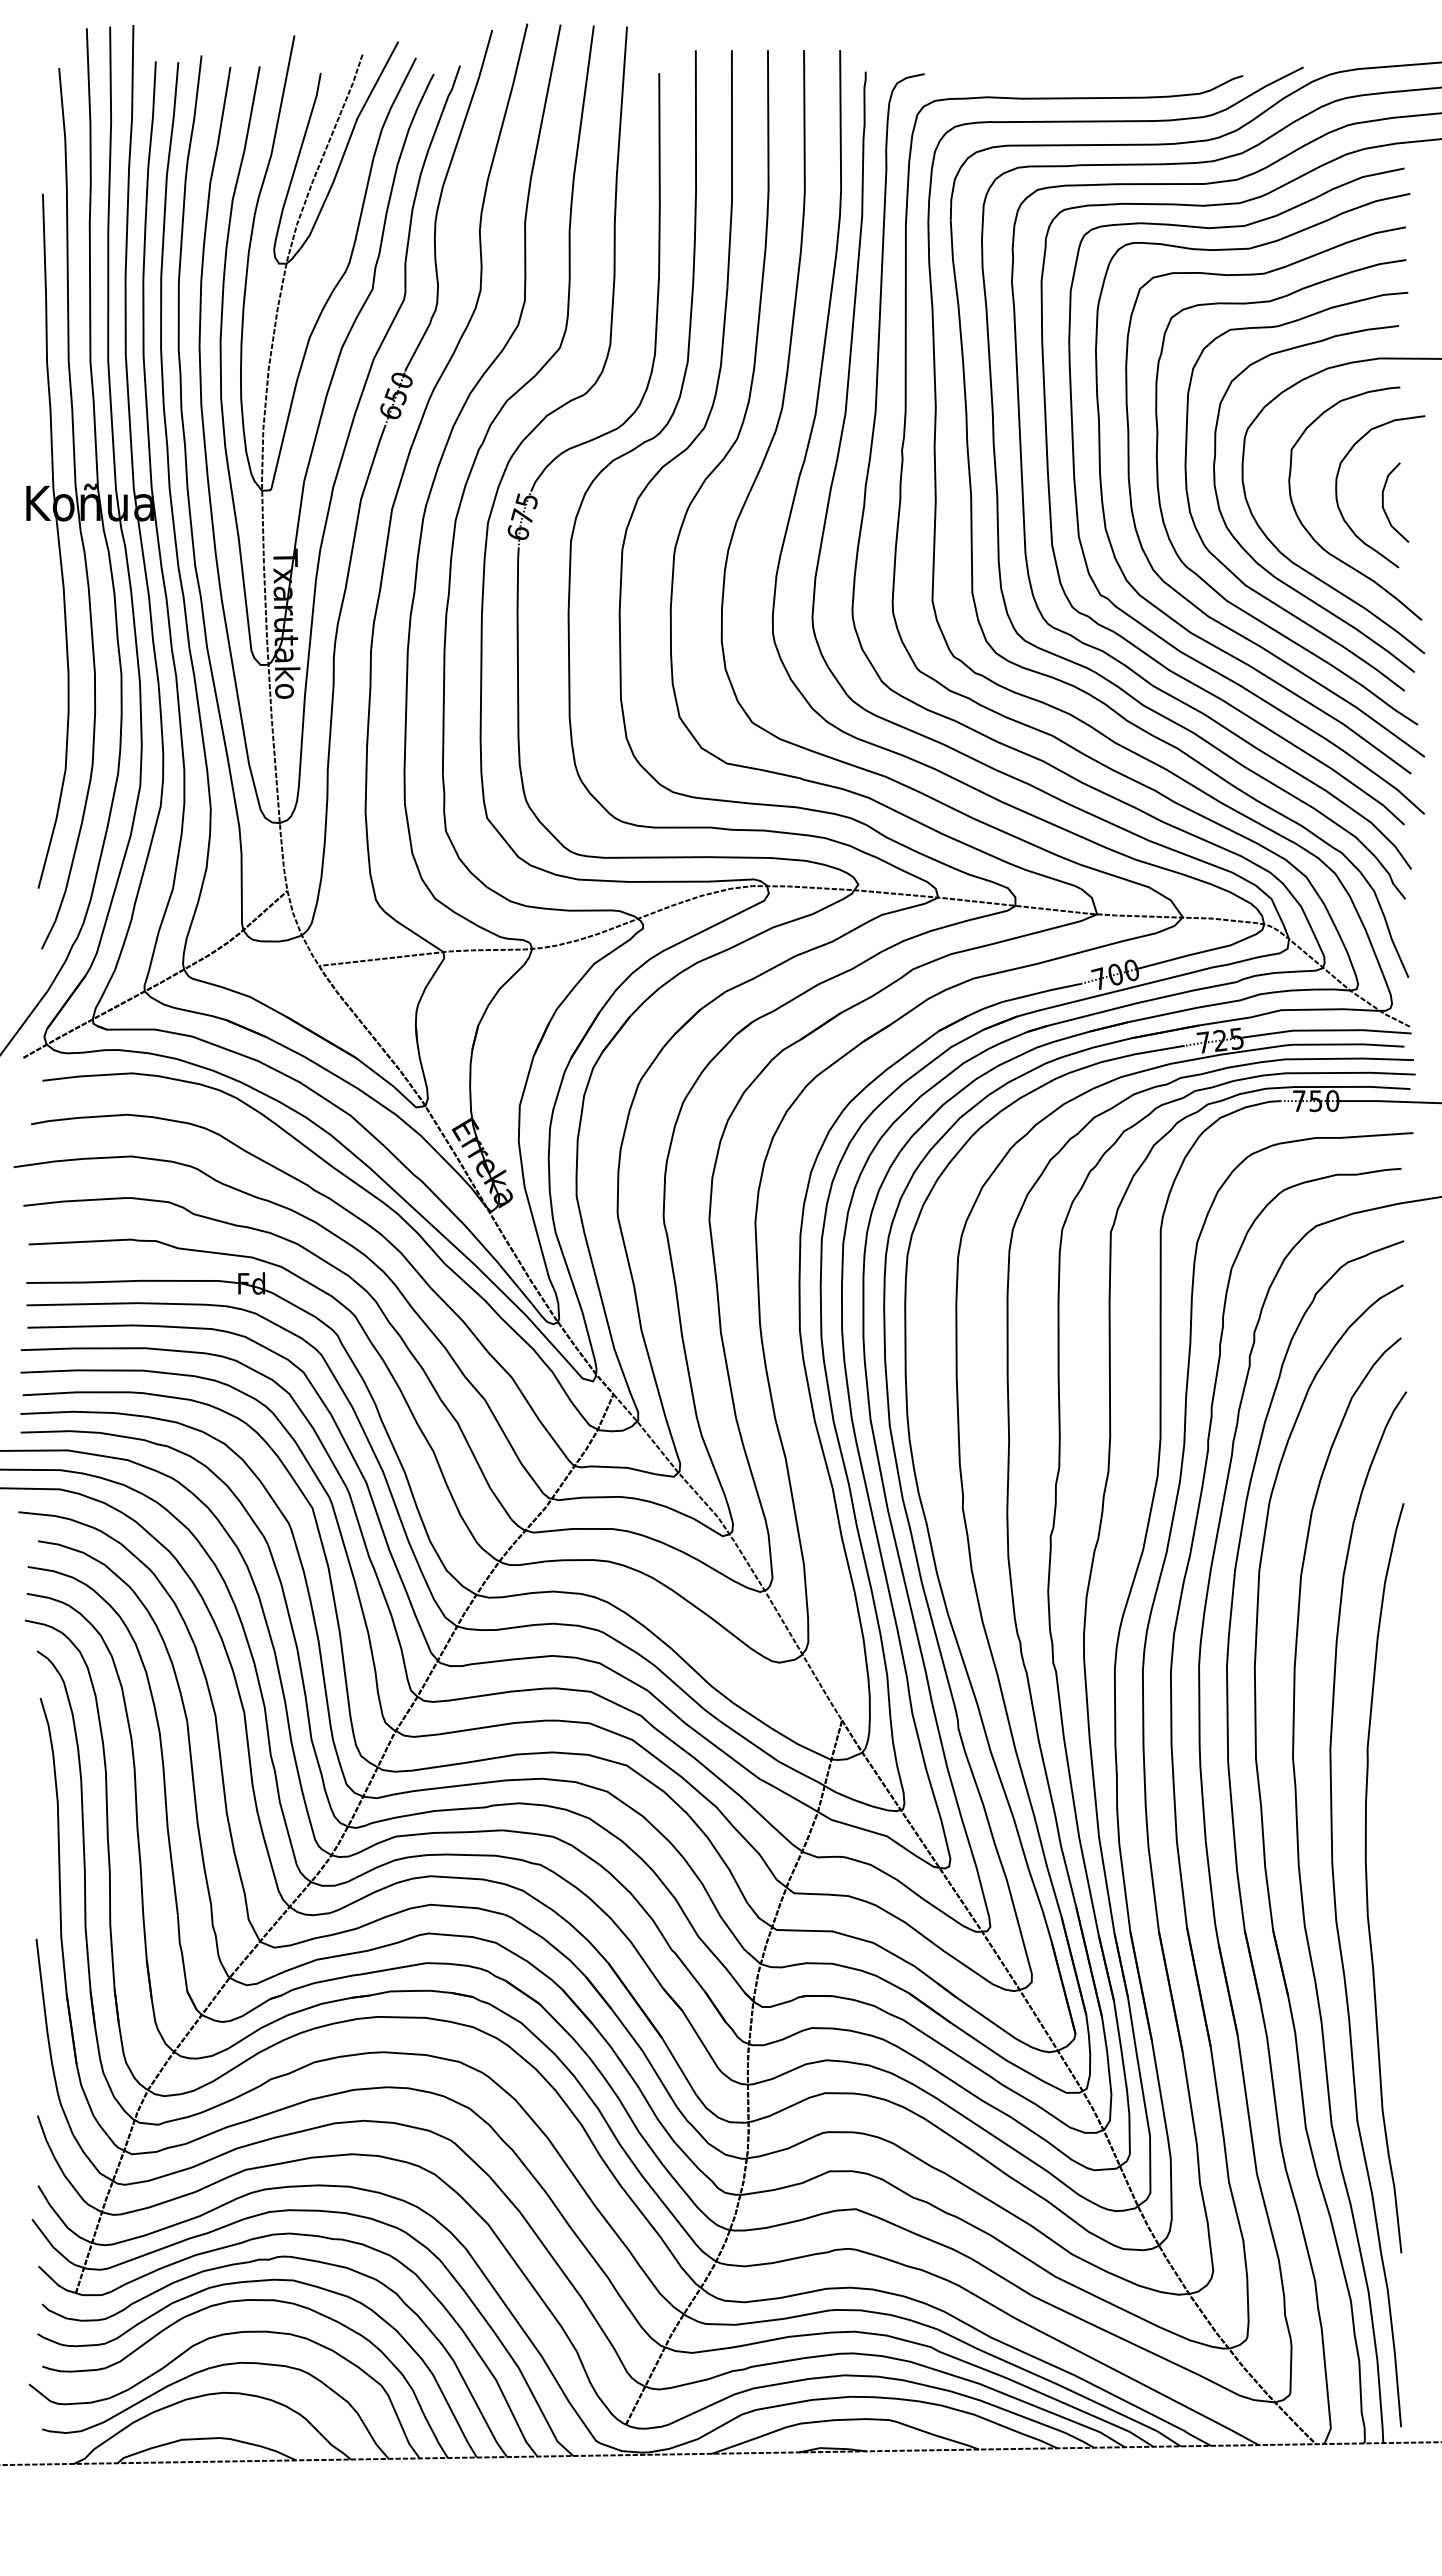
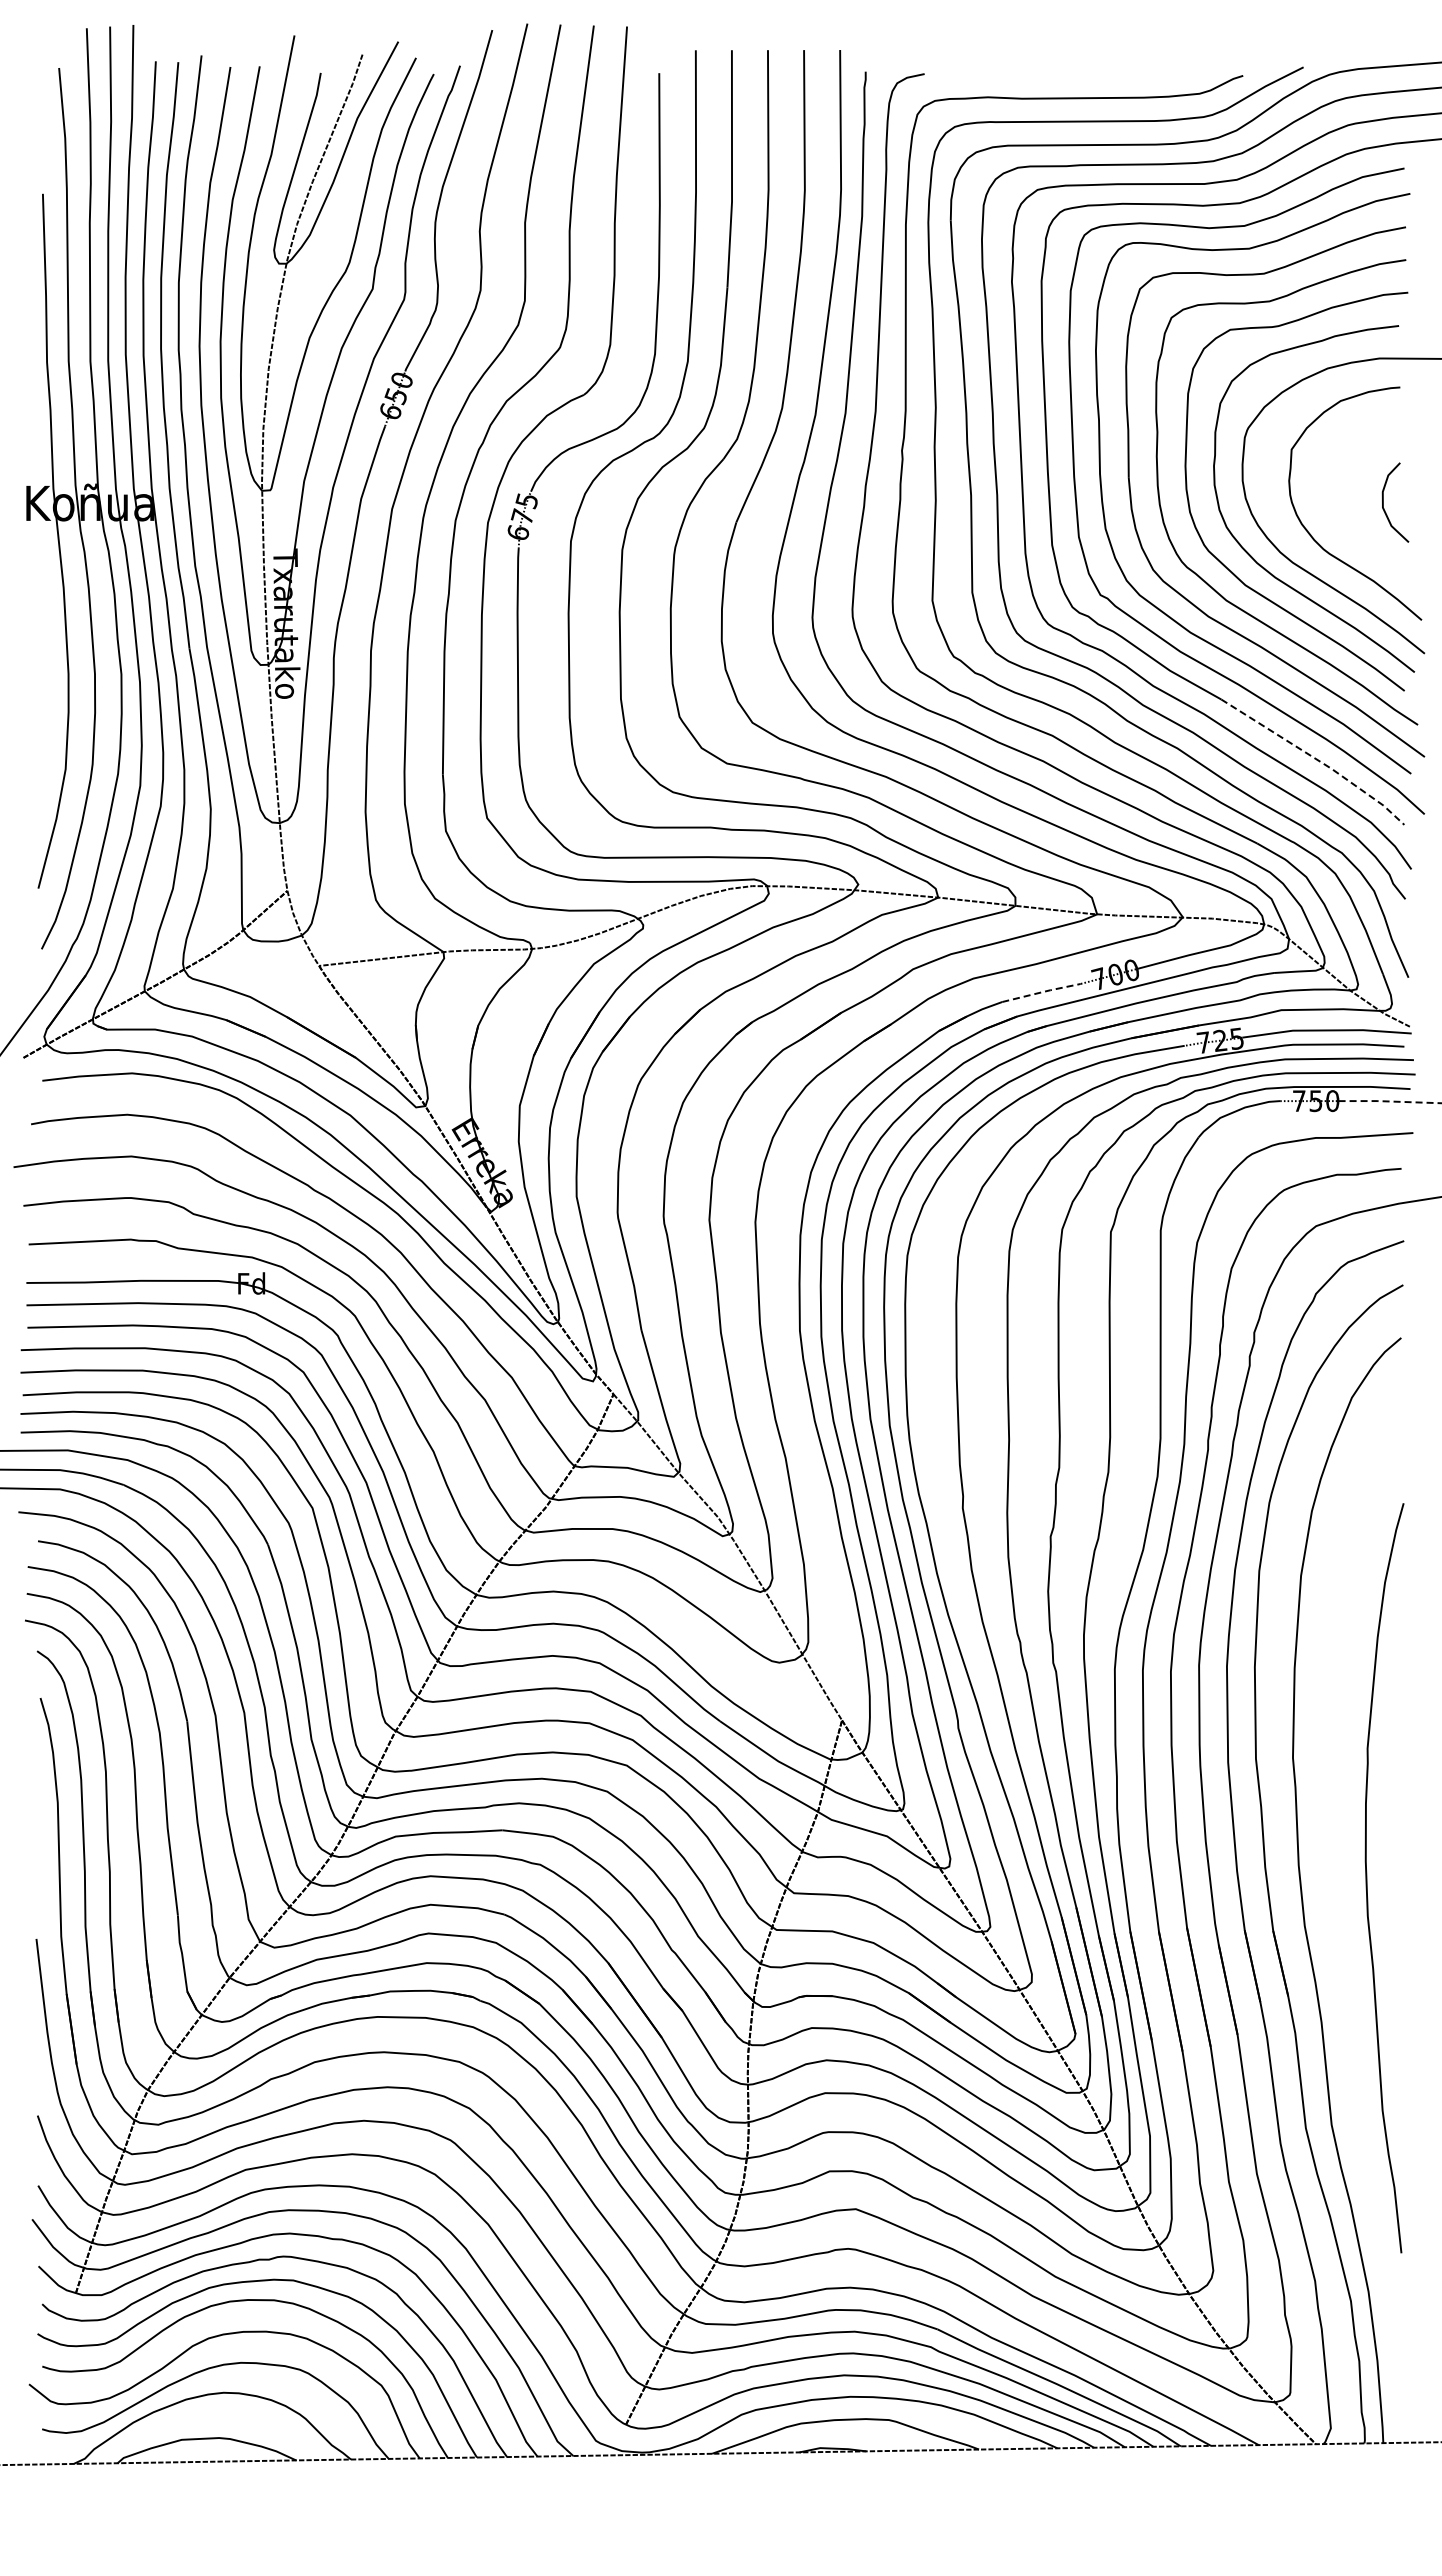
curve: present -> none (1337, 491)
line: solid -> dashed (1316, 759)
line: solid -> dashed (1042, 992)
line: solid -> dashed (1390, 1101)
curve: present -> none (1336, 1909)
